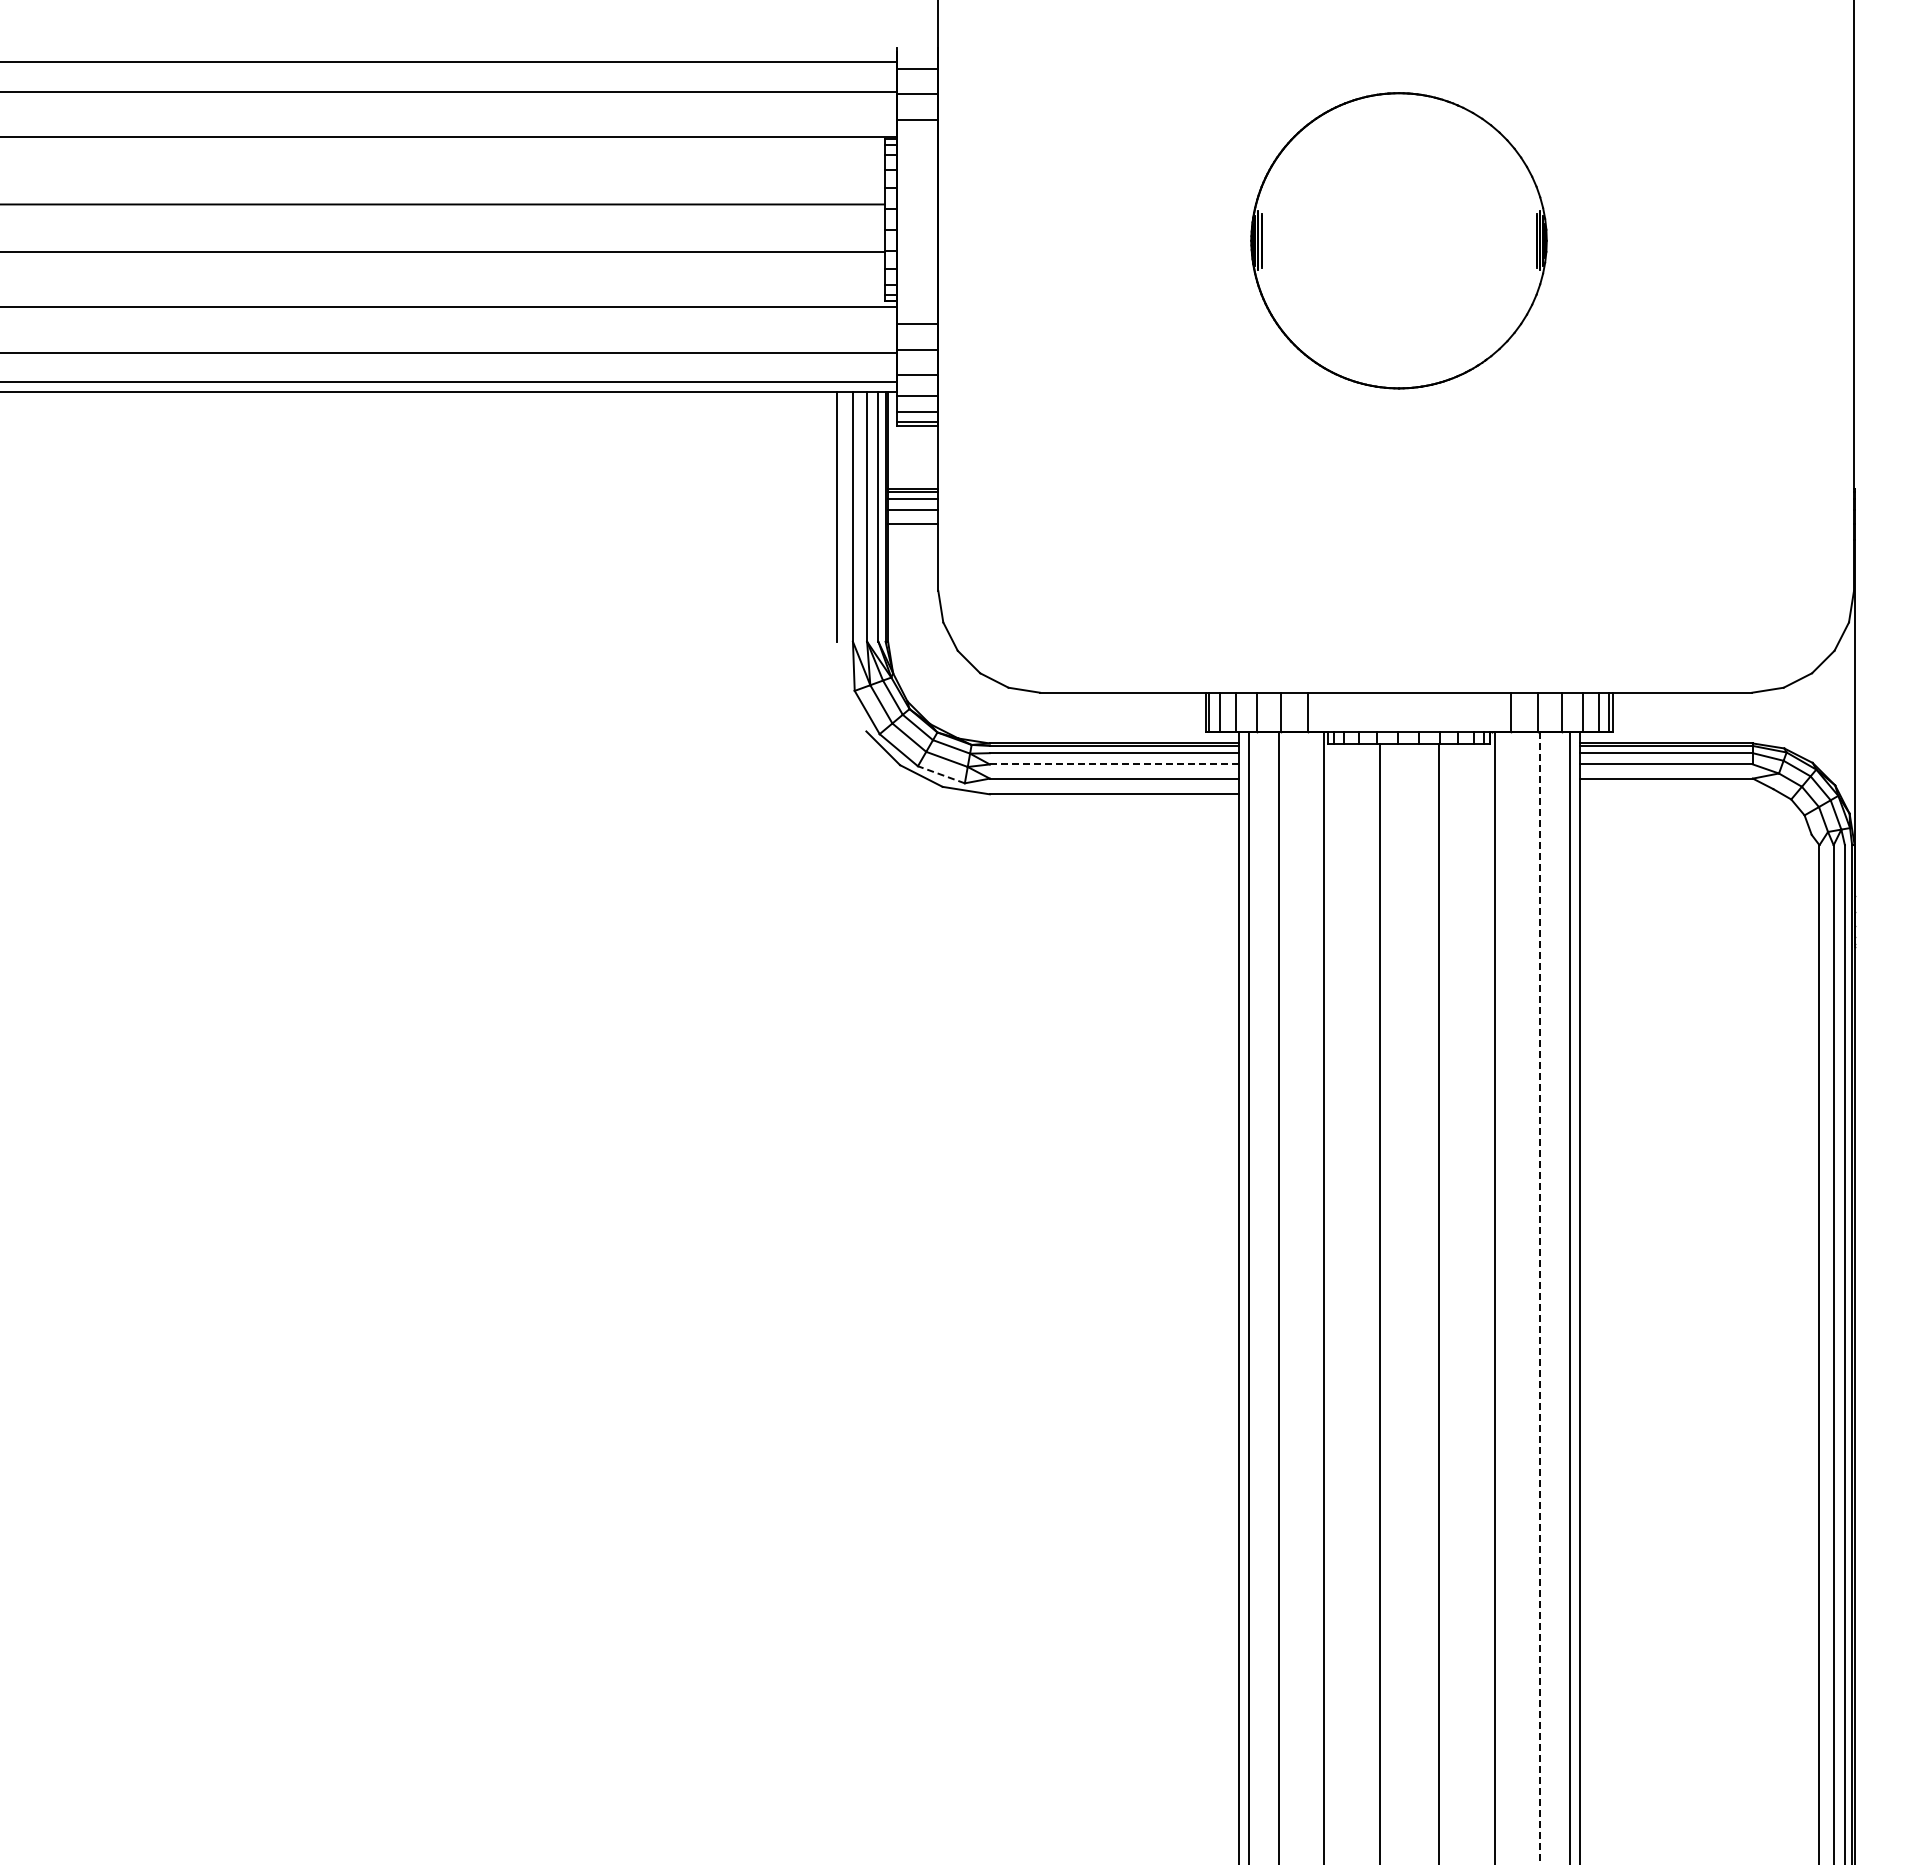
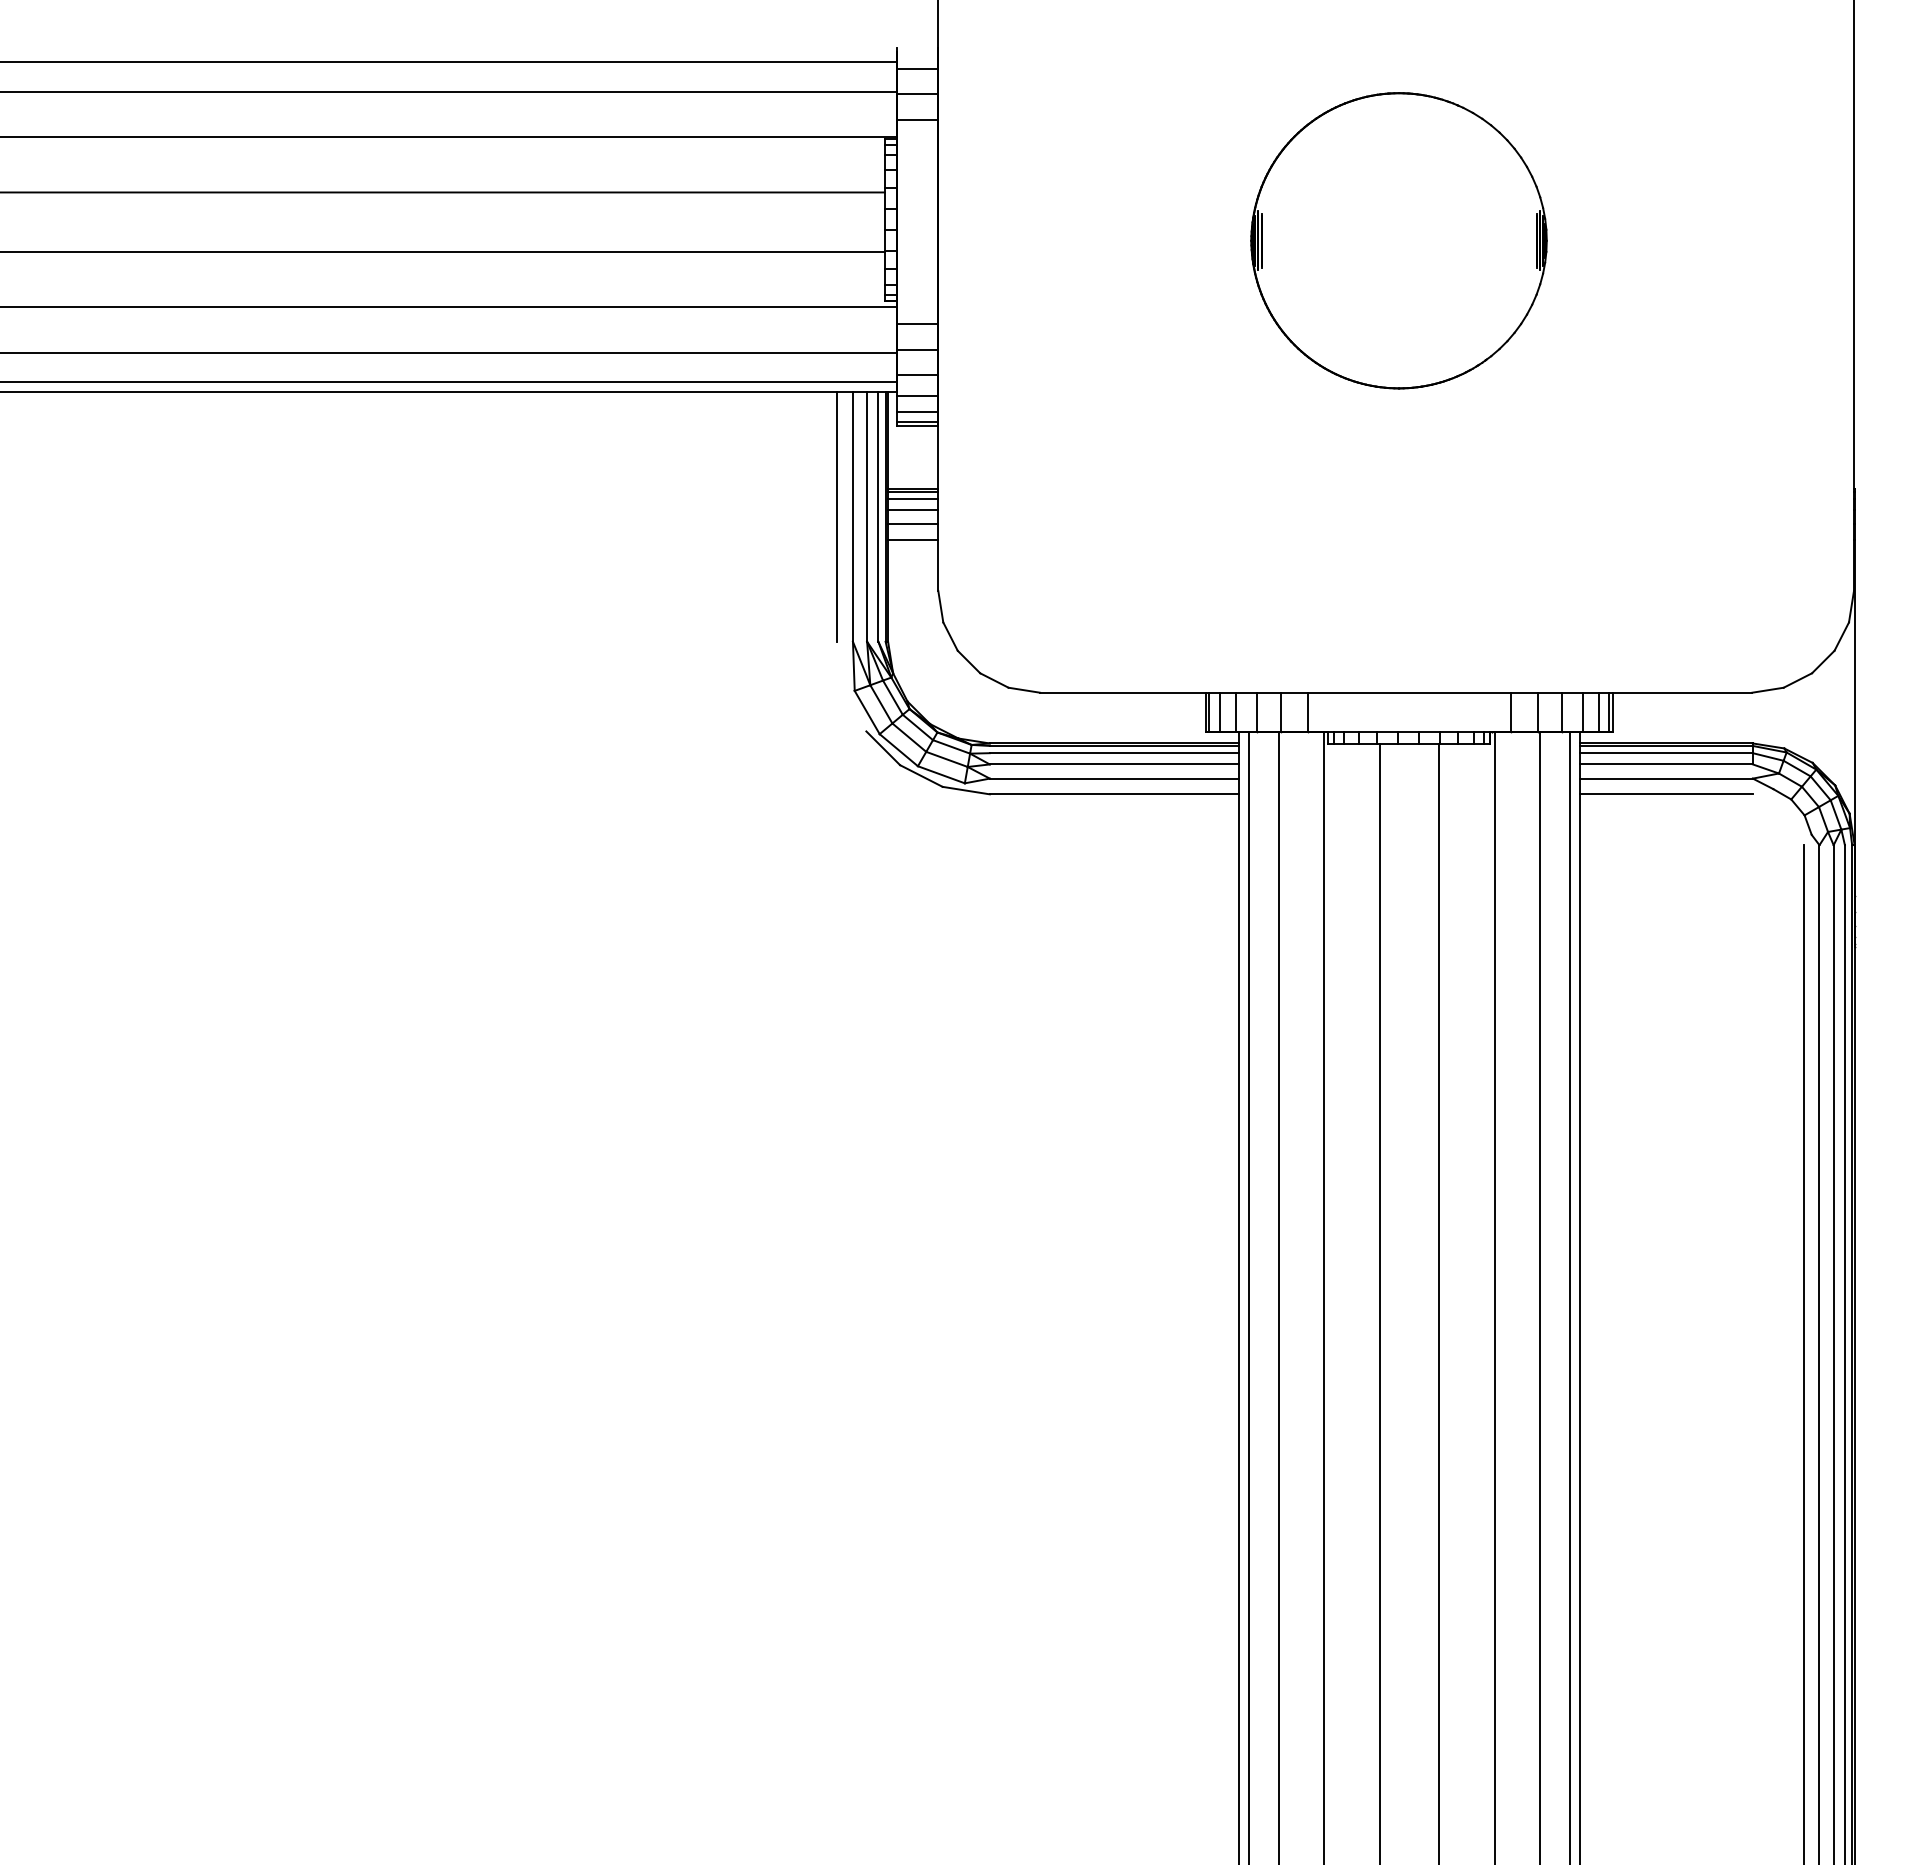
line position: (443, 204) -> (443, 192) (443, 192)
line: none -> present (913, 539)
line: dashed -> solid (1114, 764)
line: dashed -> solid (941, 774)
line: none -> present (1665, 794)
line: dashed -> solid (1540, 1298)
line: none -> present (1803, 1353)
